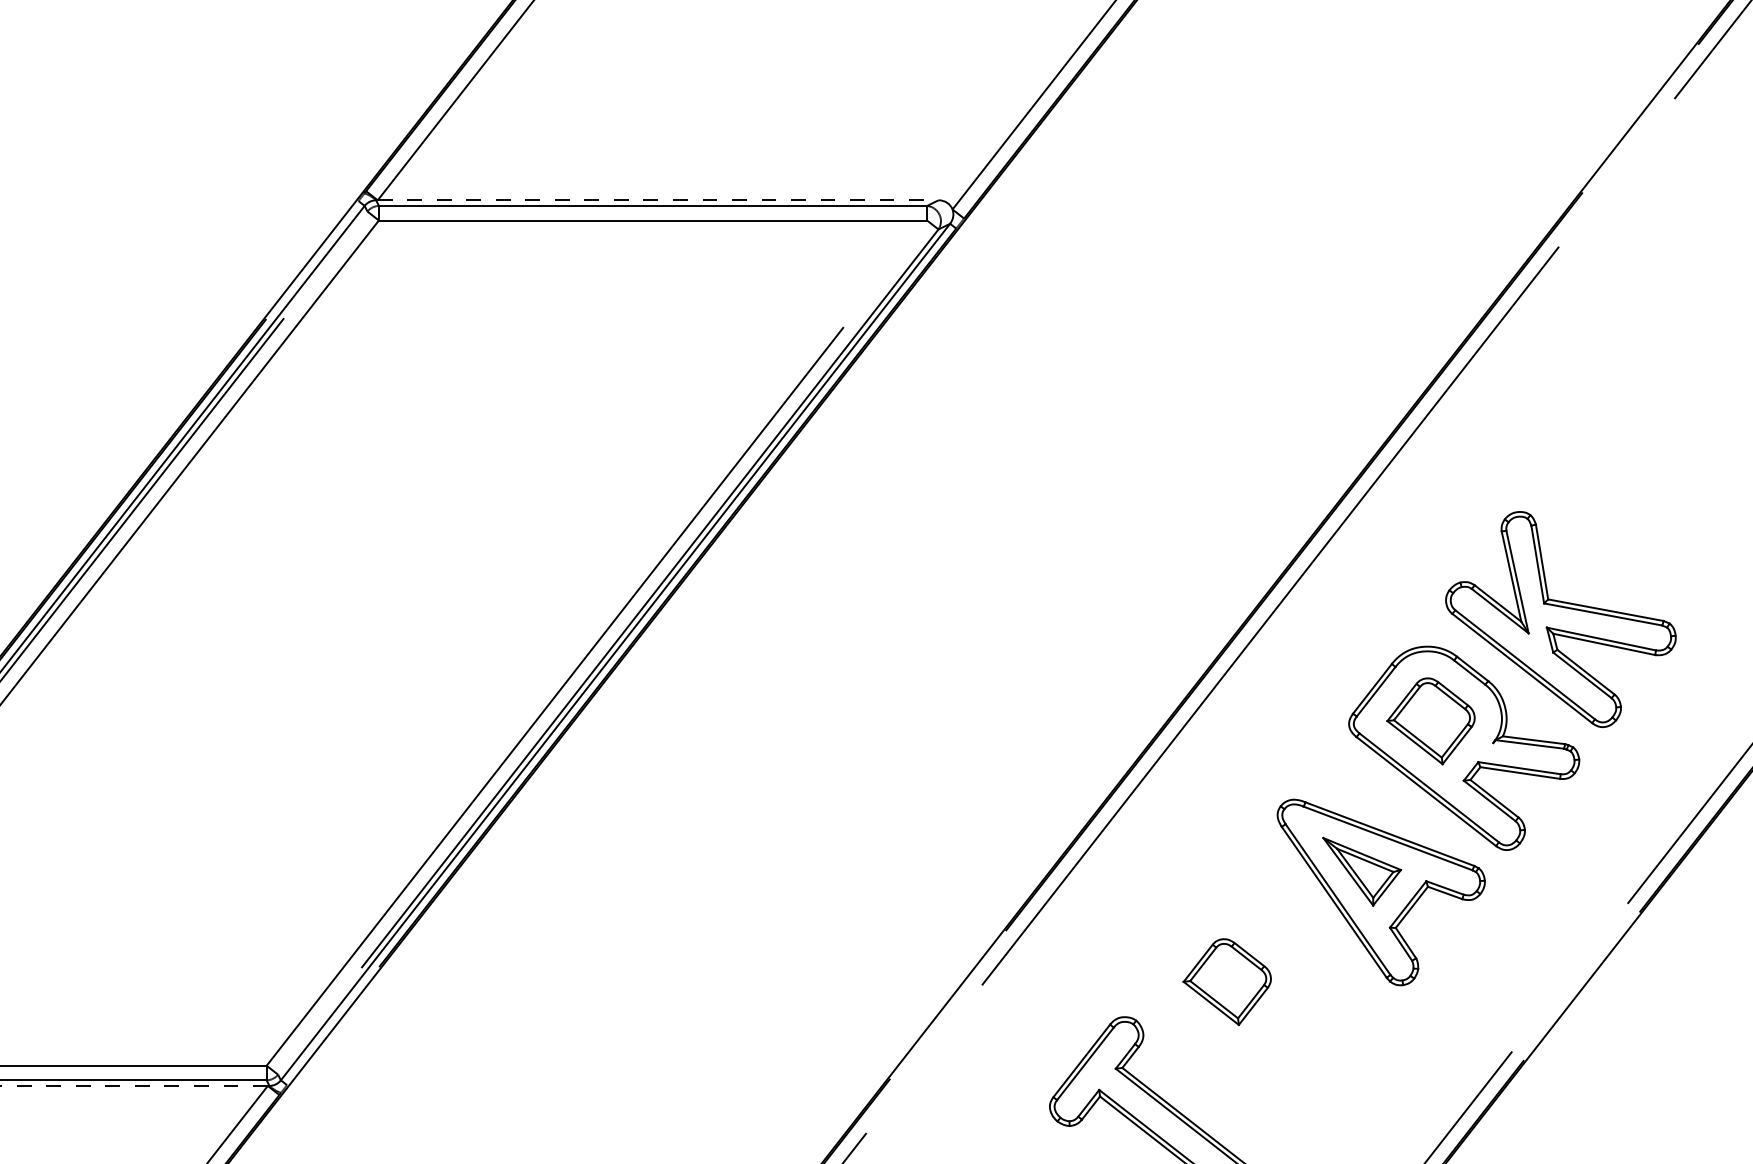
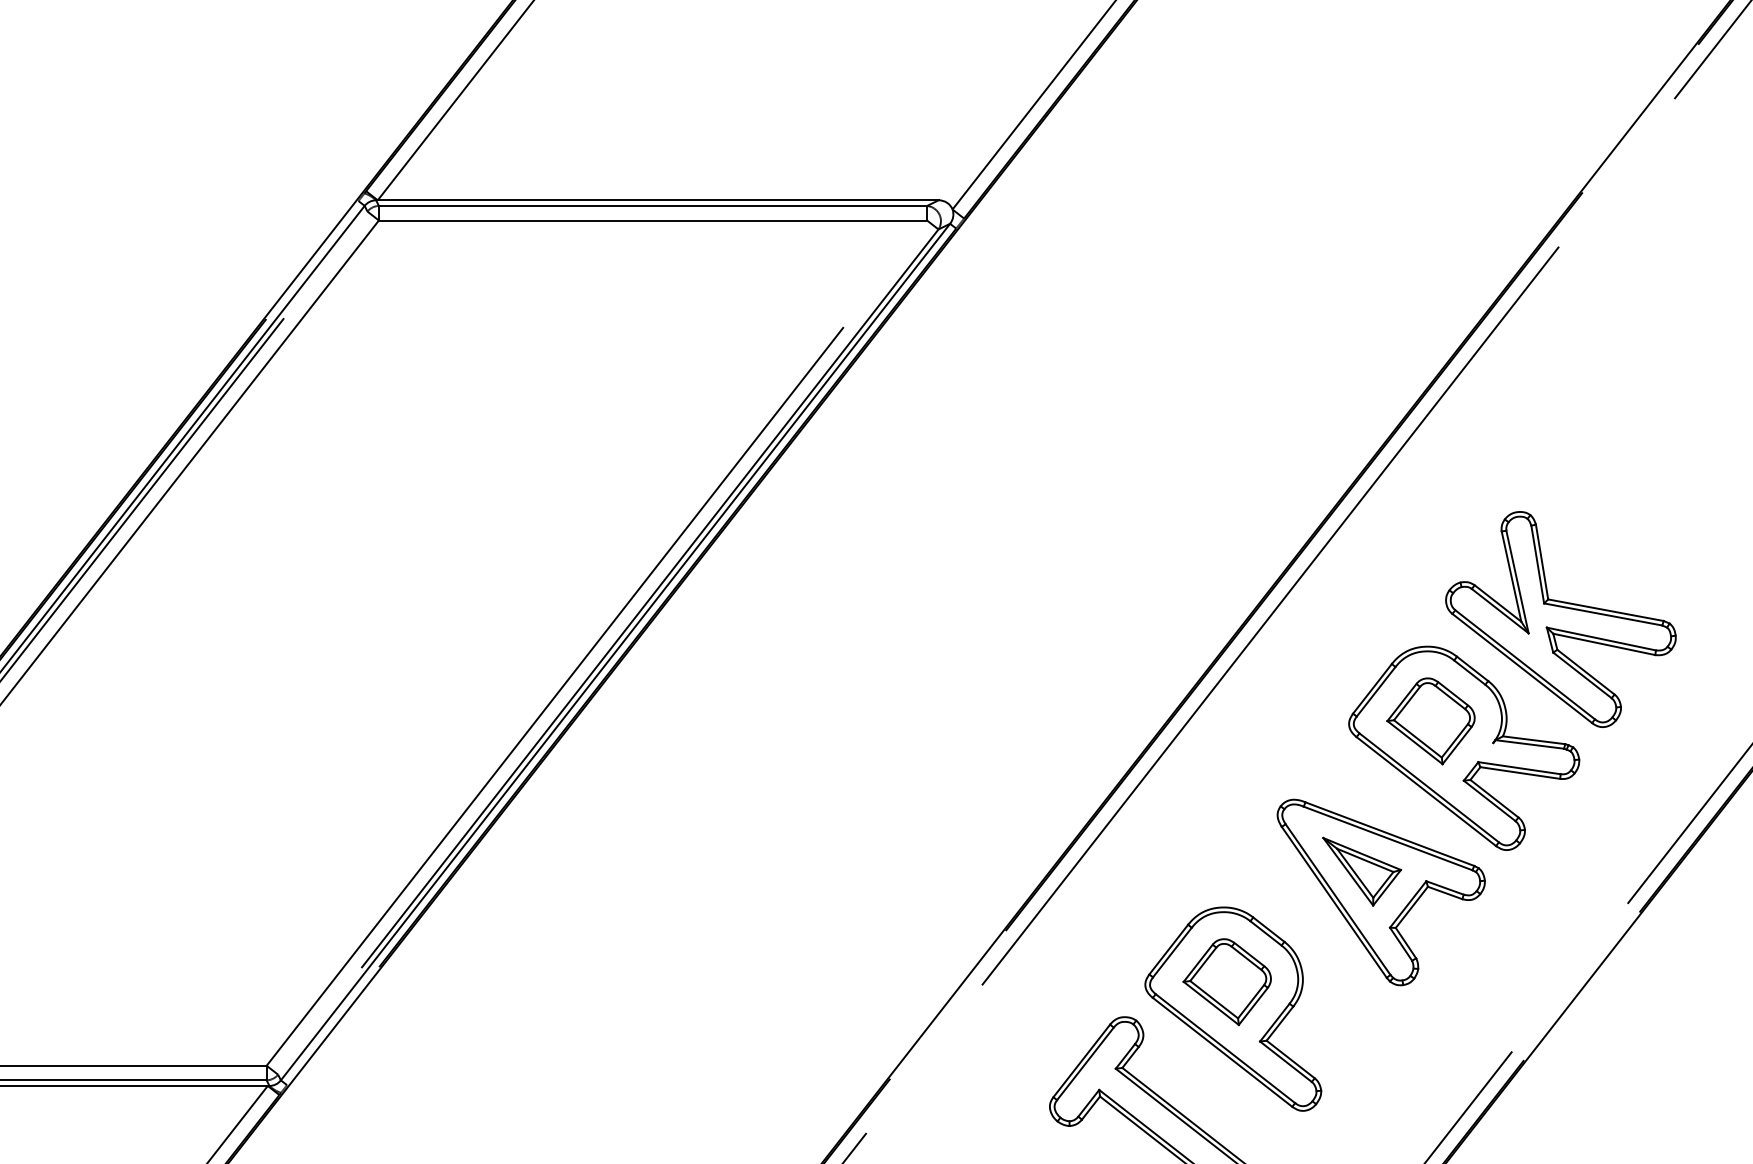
line: dashed -> solid (658, 200)
part: none -> present (1233, 1008)
line: dashed -> solid (133, 1085)
